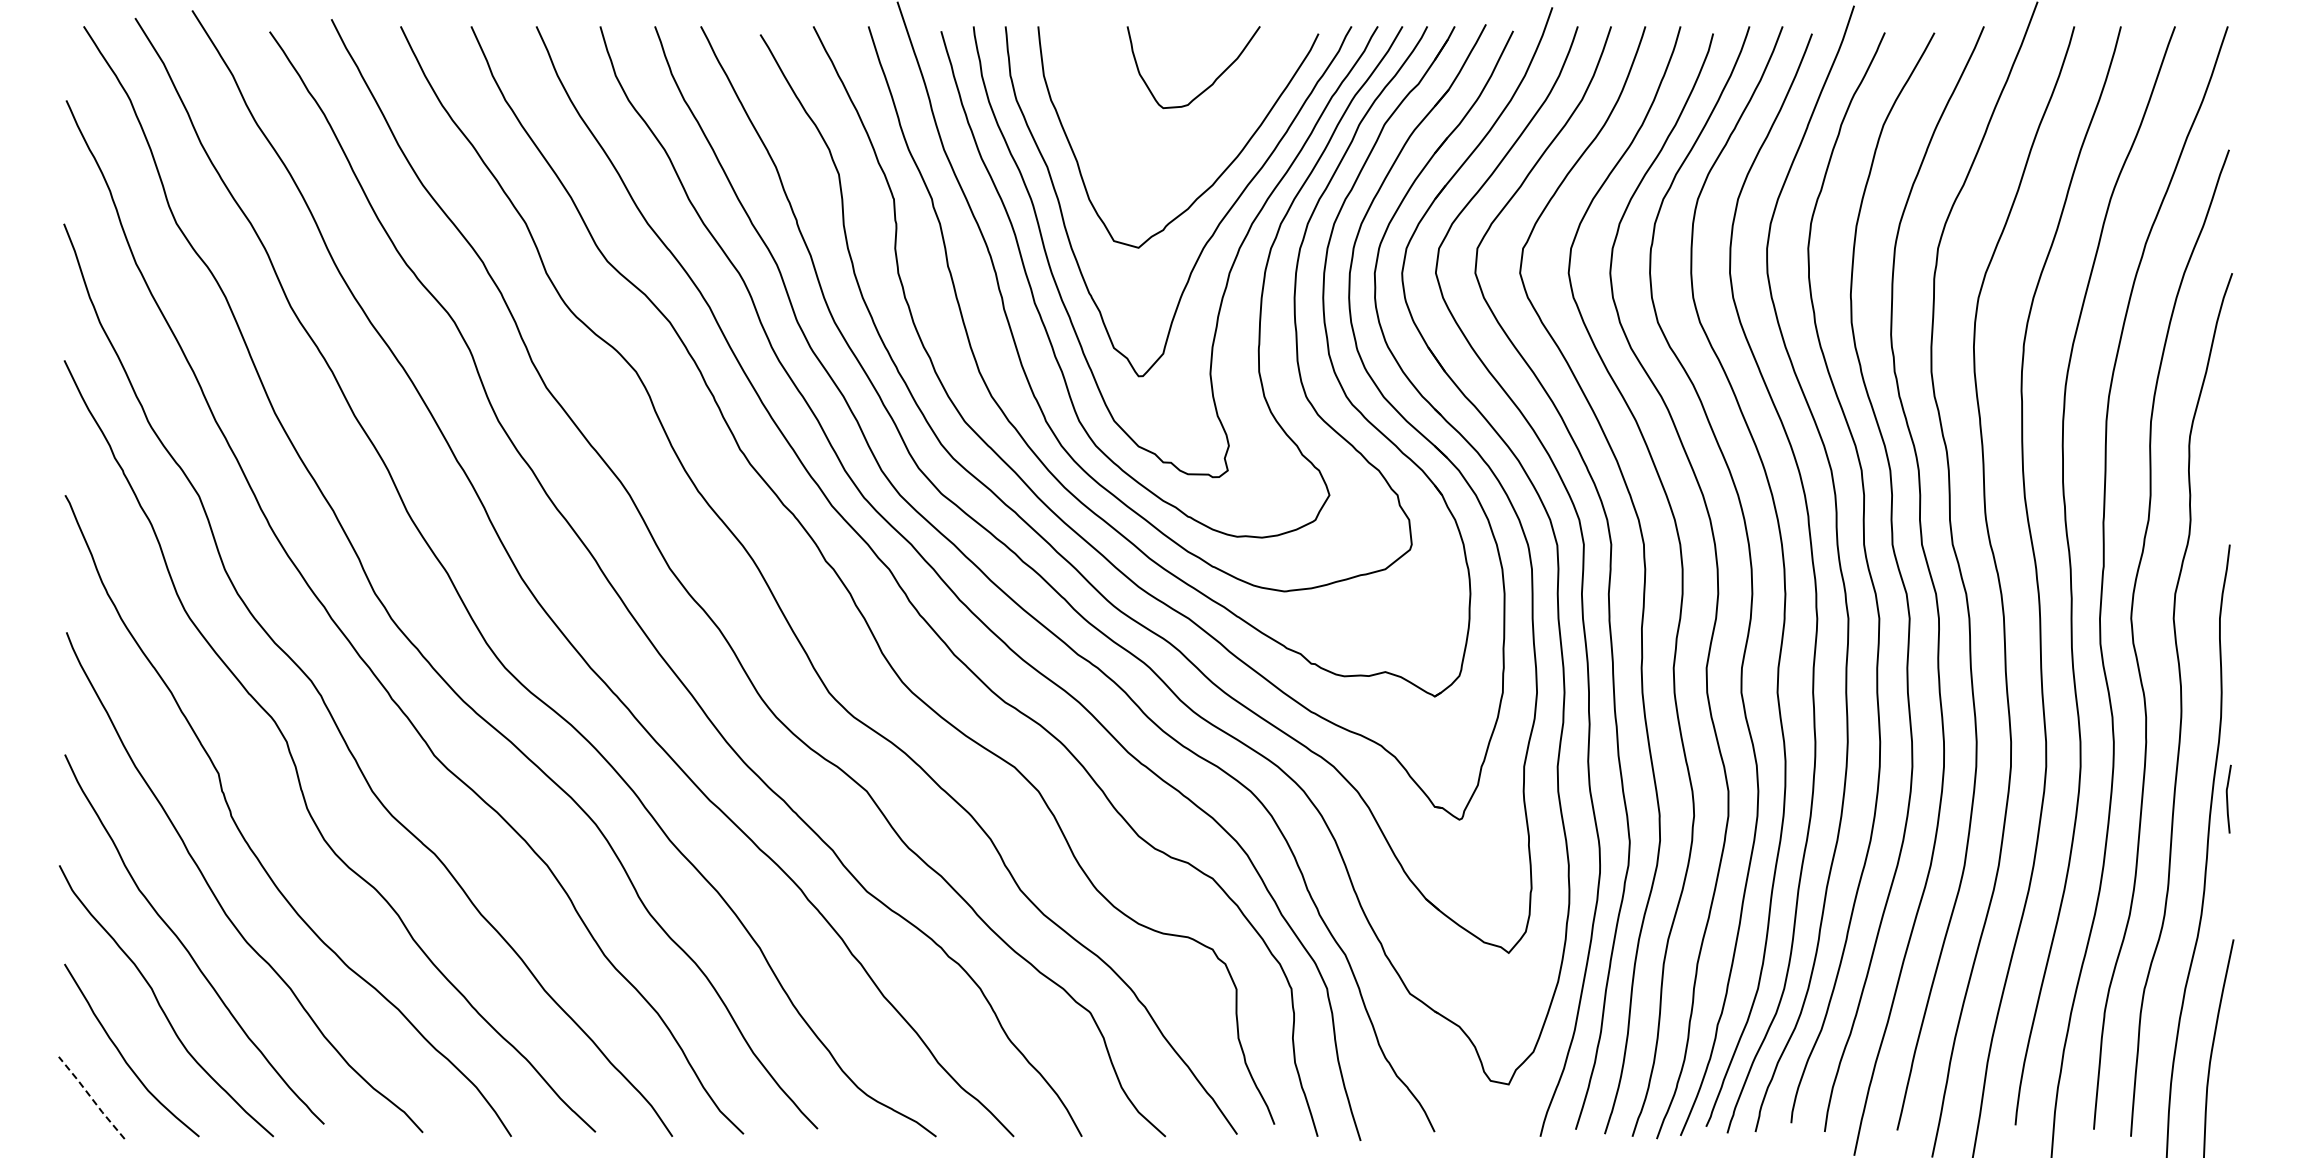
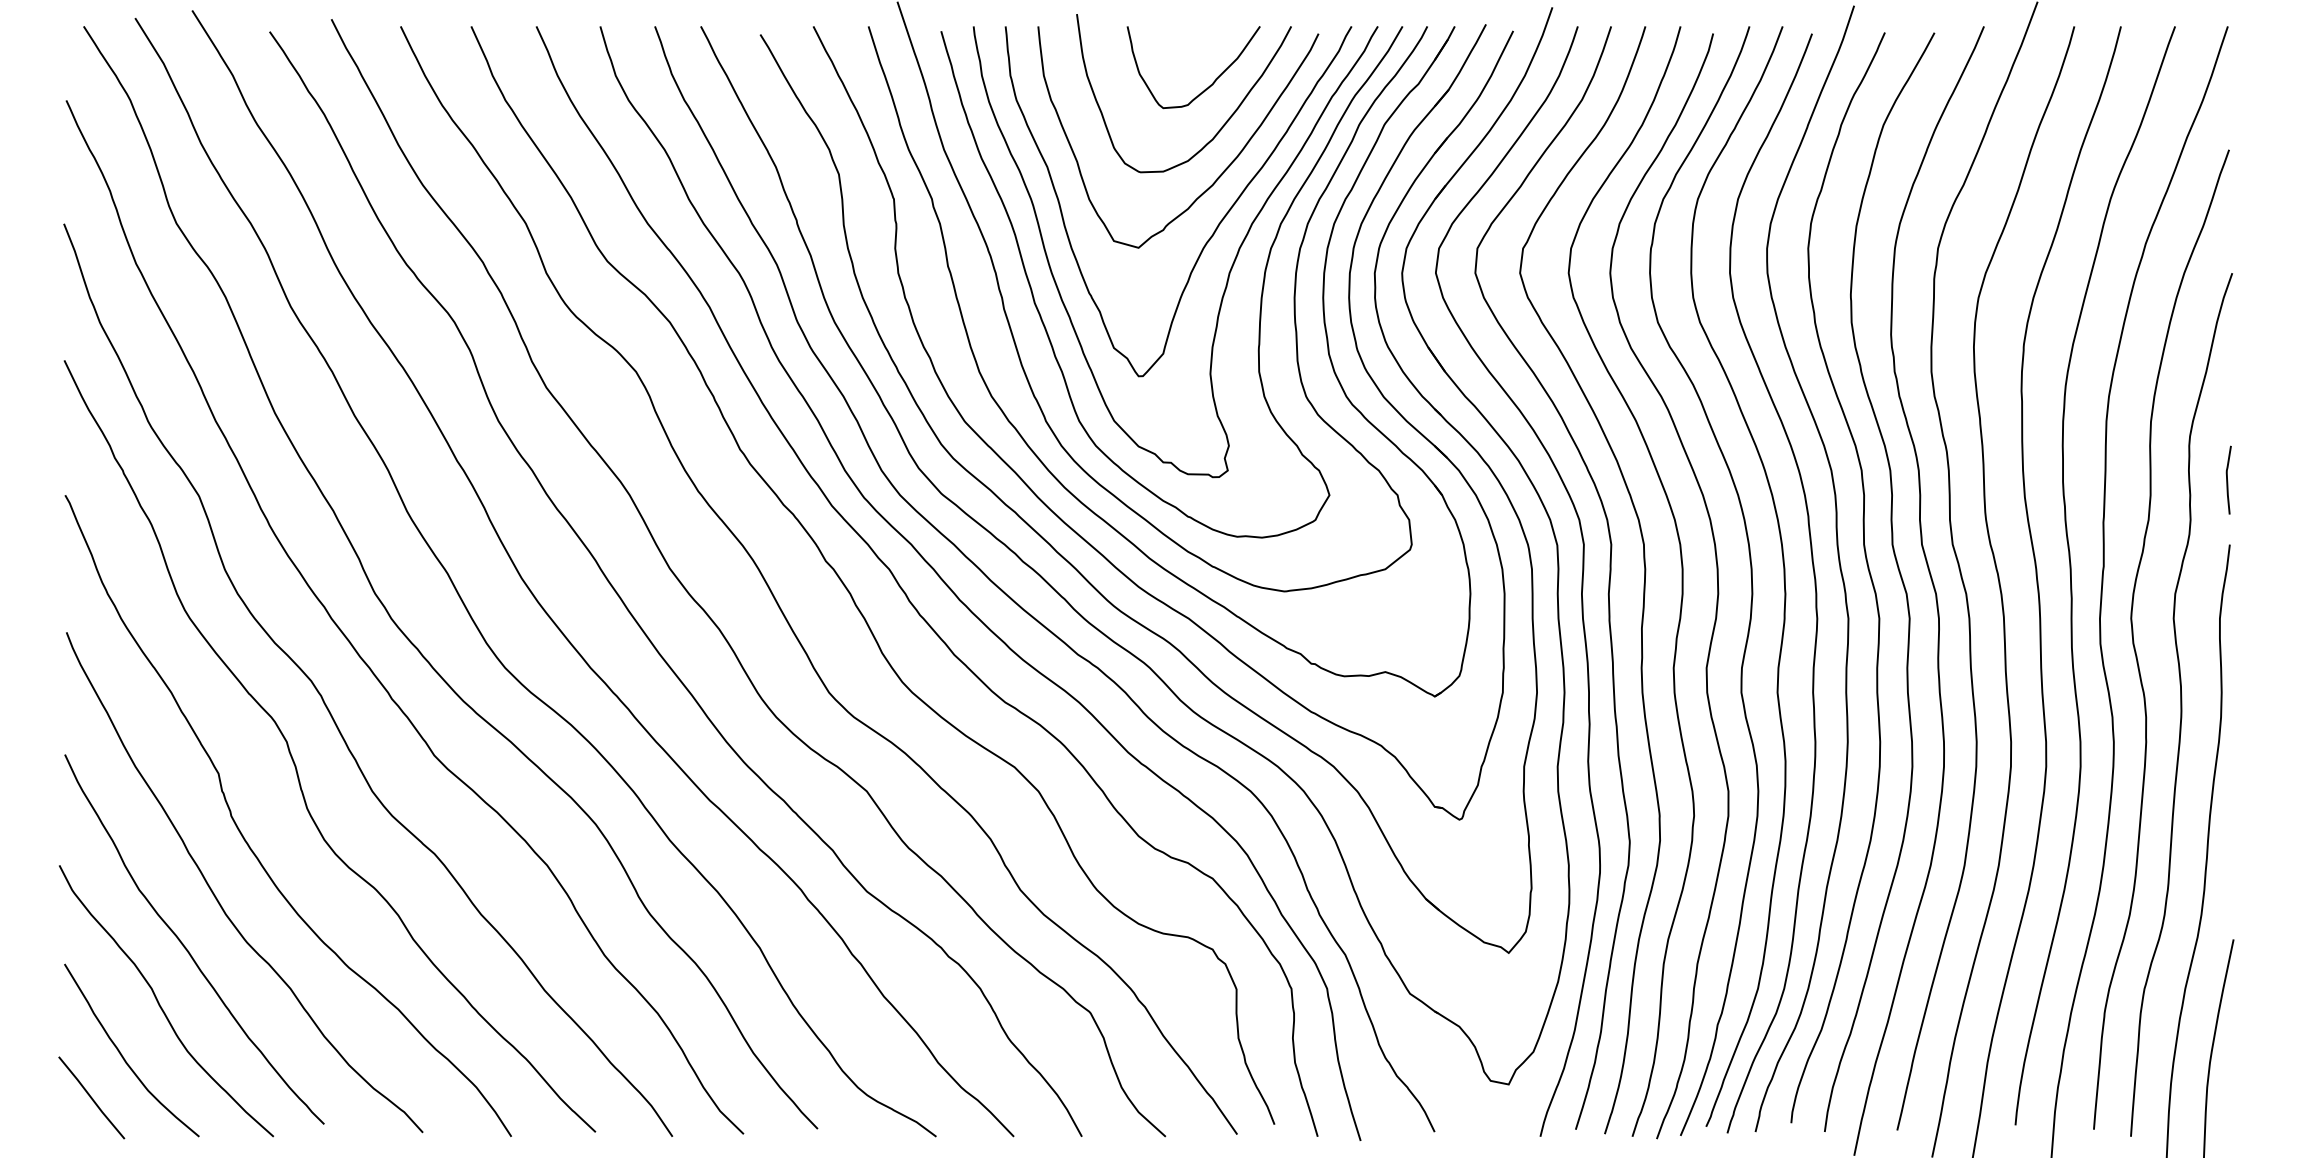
curve: none -> present (1222, 125)
curve position: (2227, 798) -> (2227, 479) (2227, 479)
line: dashed -> solid (91, 1097)
